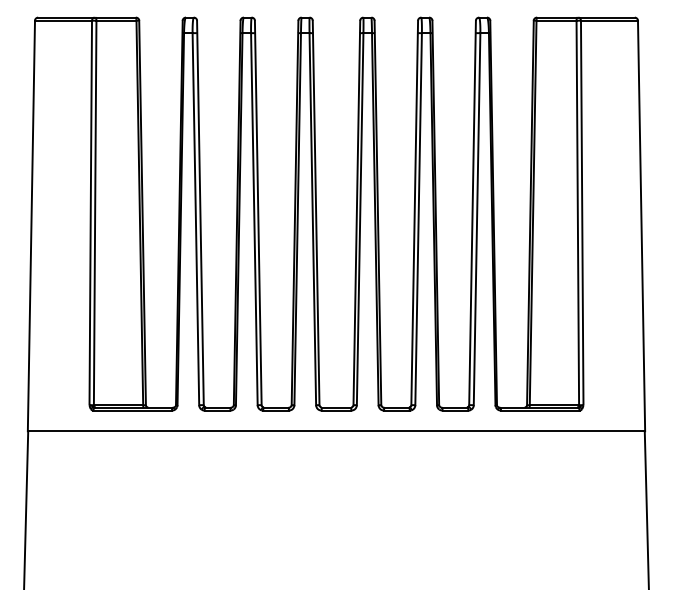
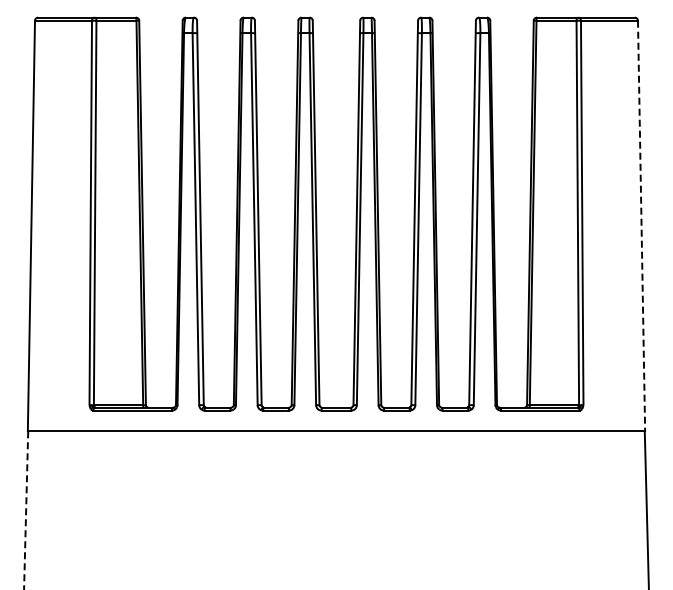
line: solid -> dashed (641, 226)
line: solid -> dashed (26, 511)
